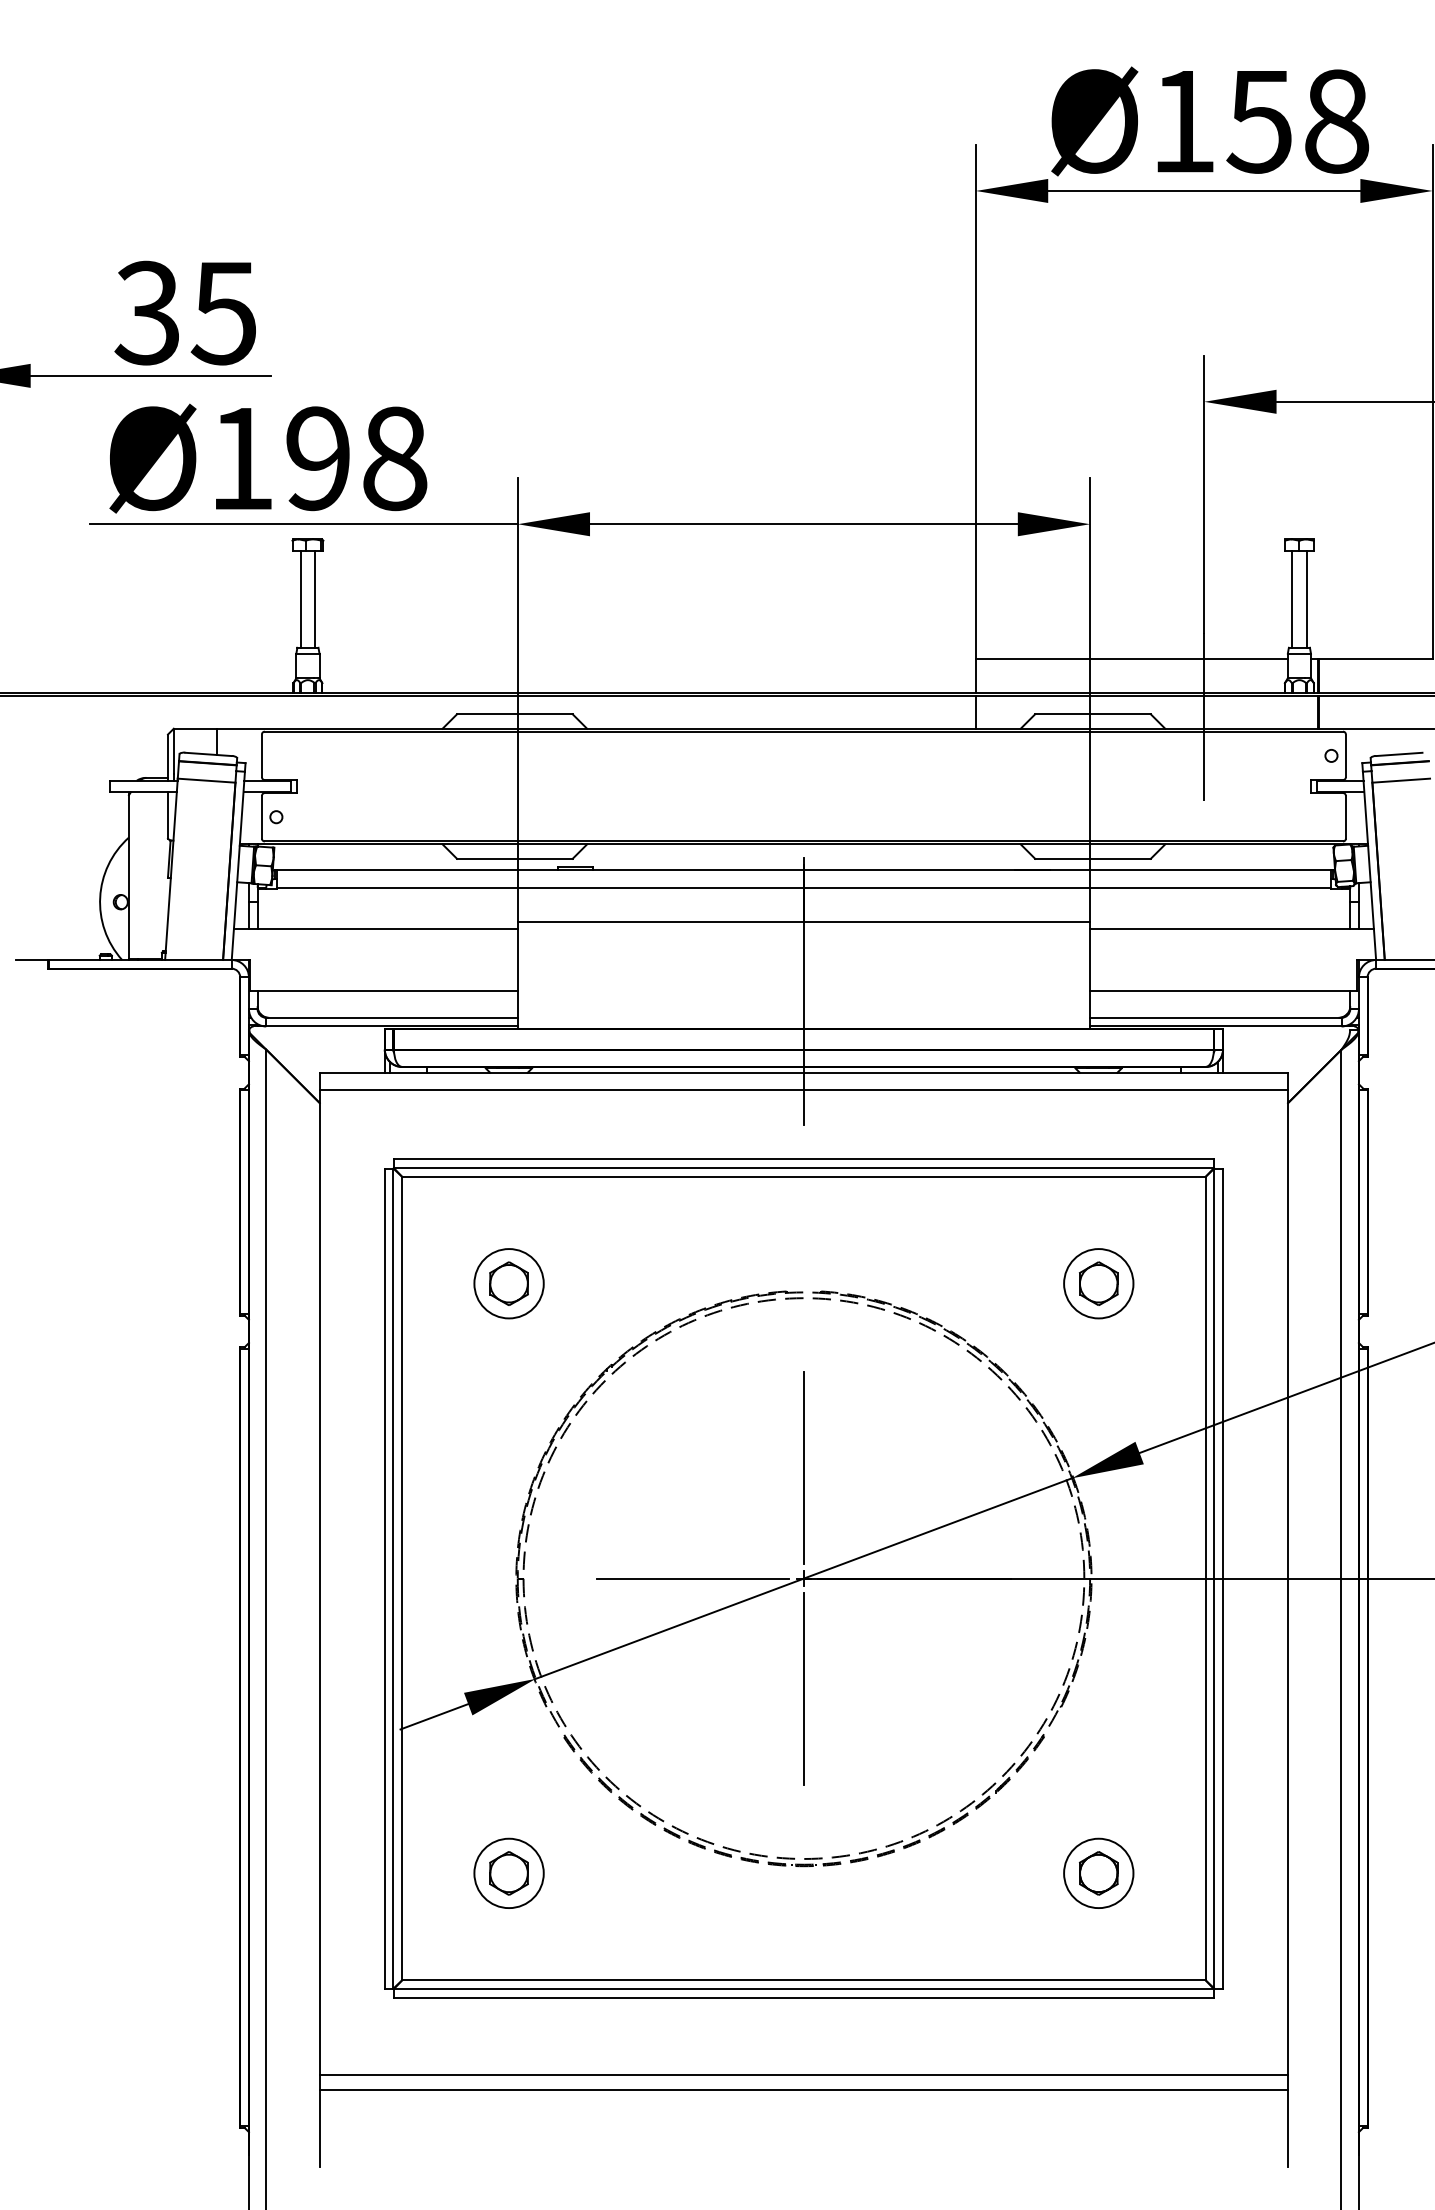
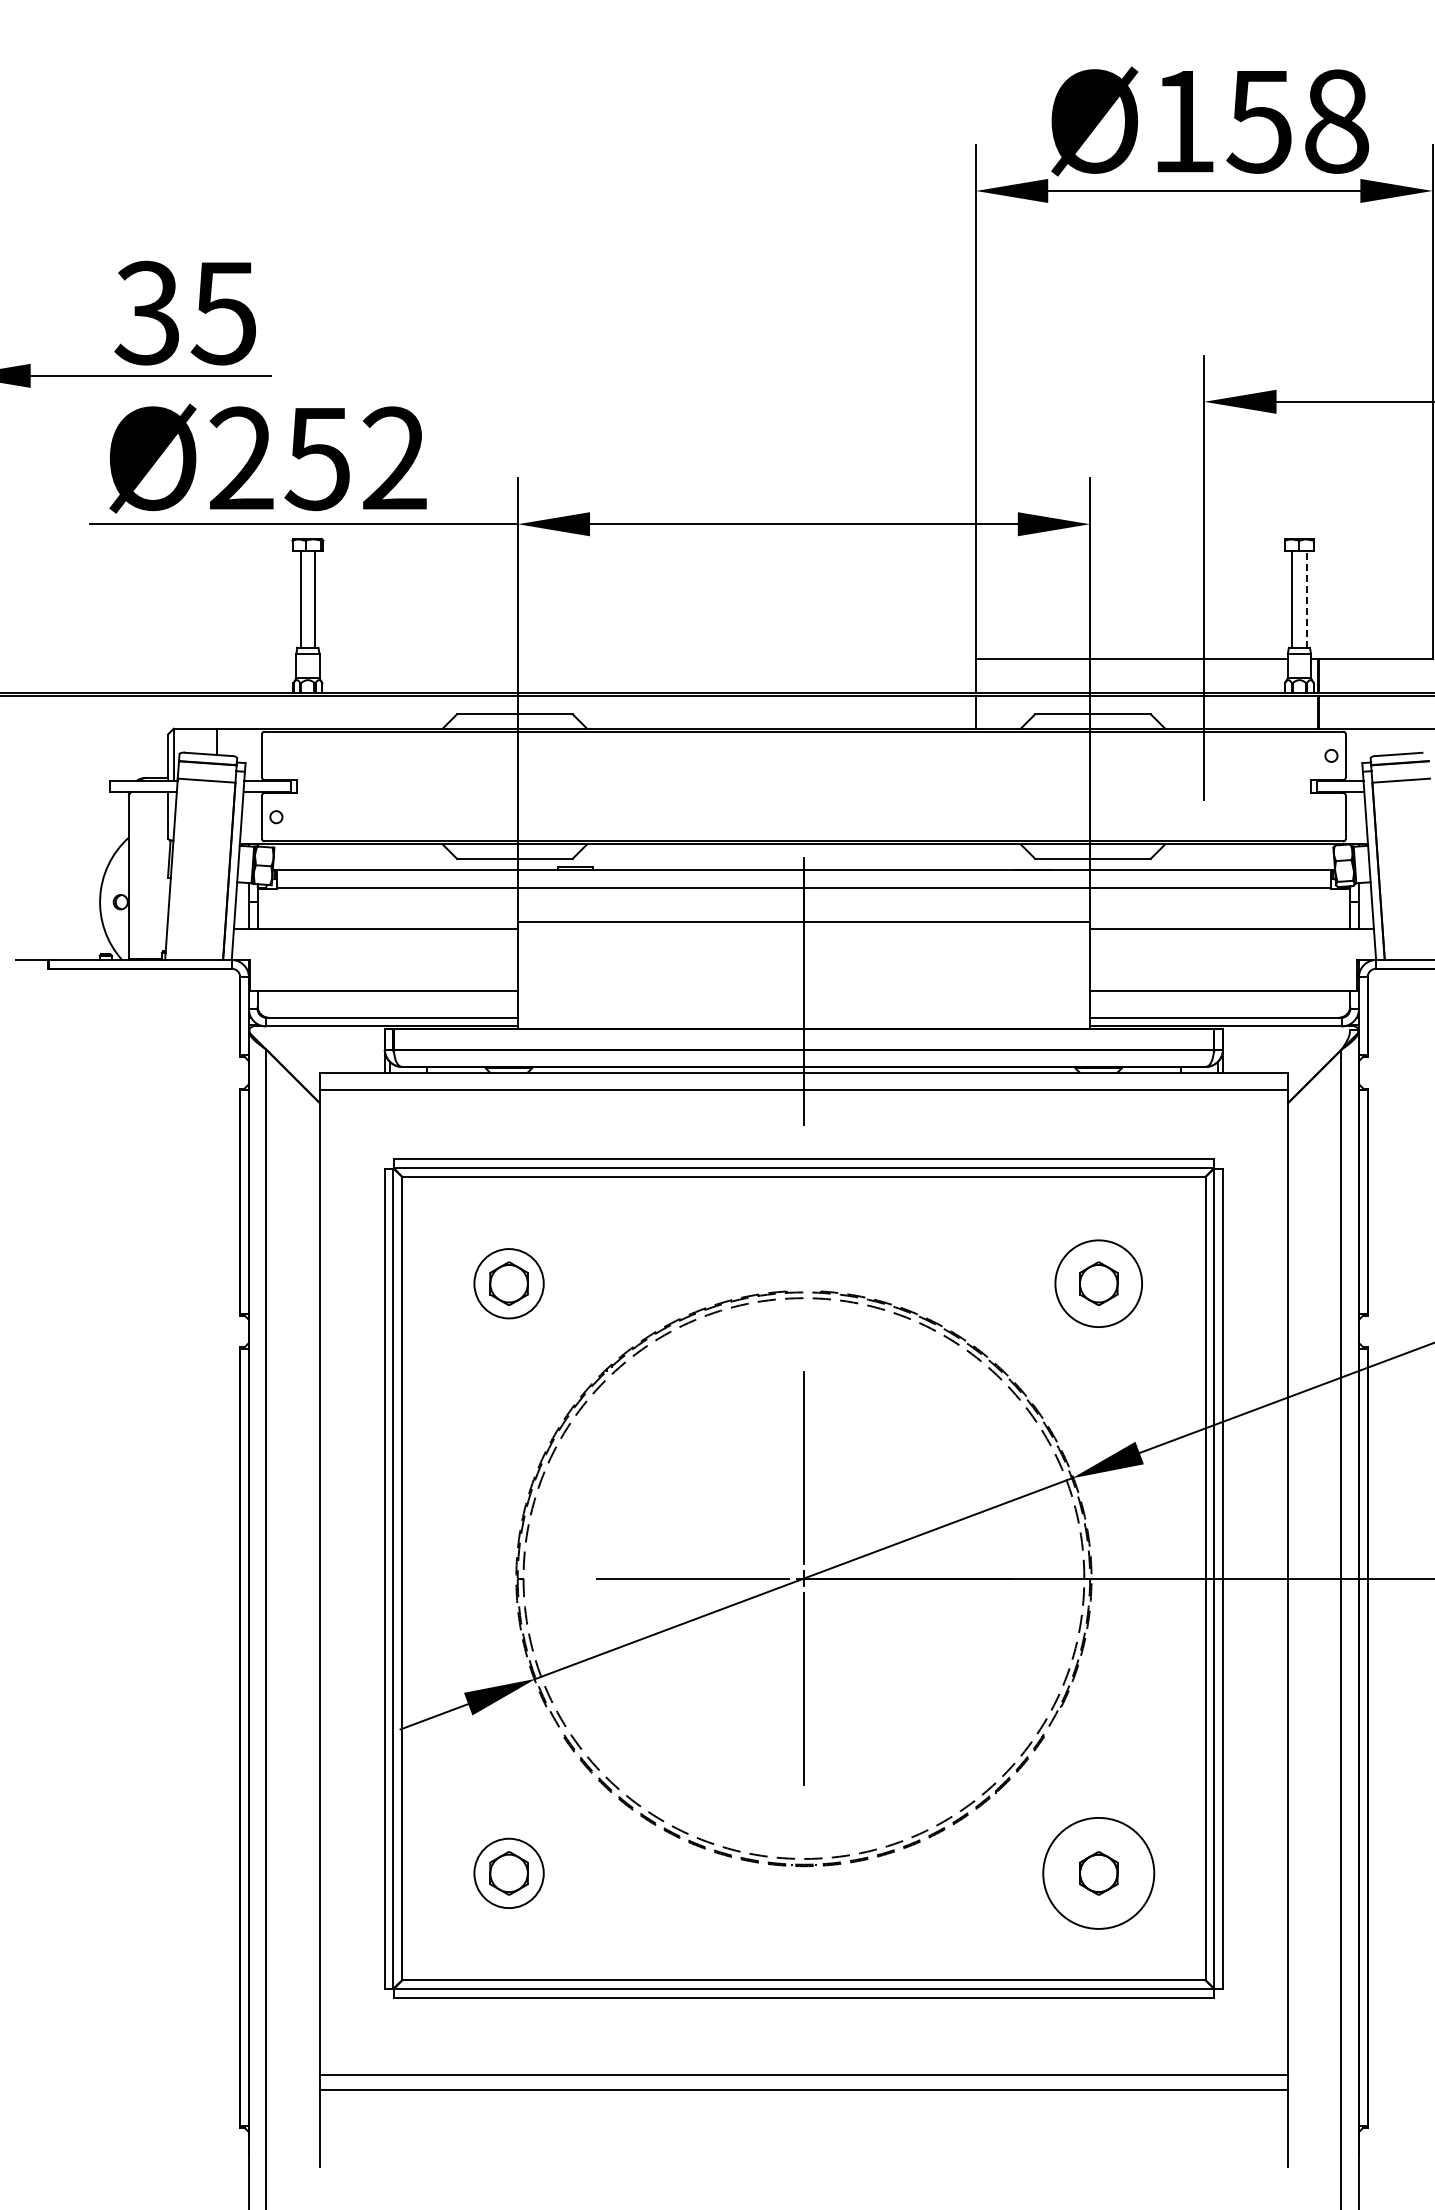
text: Ø198 -> Ø252 (318, 458)
line: solid -> dashed (1306, 598)
circle diameter: 69 px -> 87 px (1098, 1283)
circle diameter: 69 px -> 111 px (1098, 1872)
